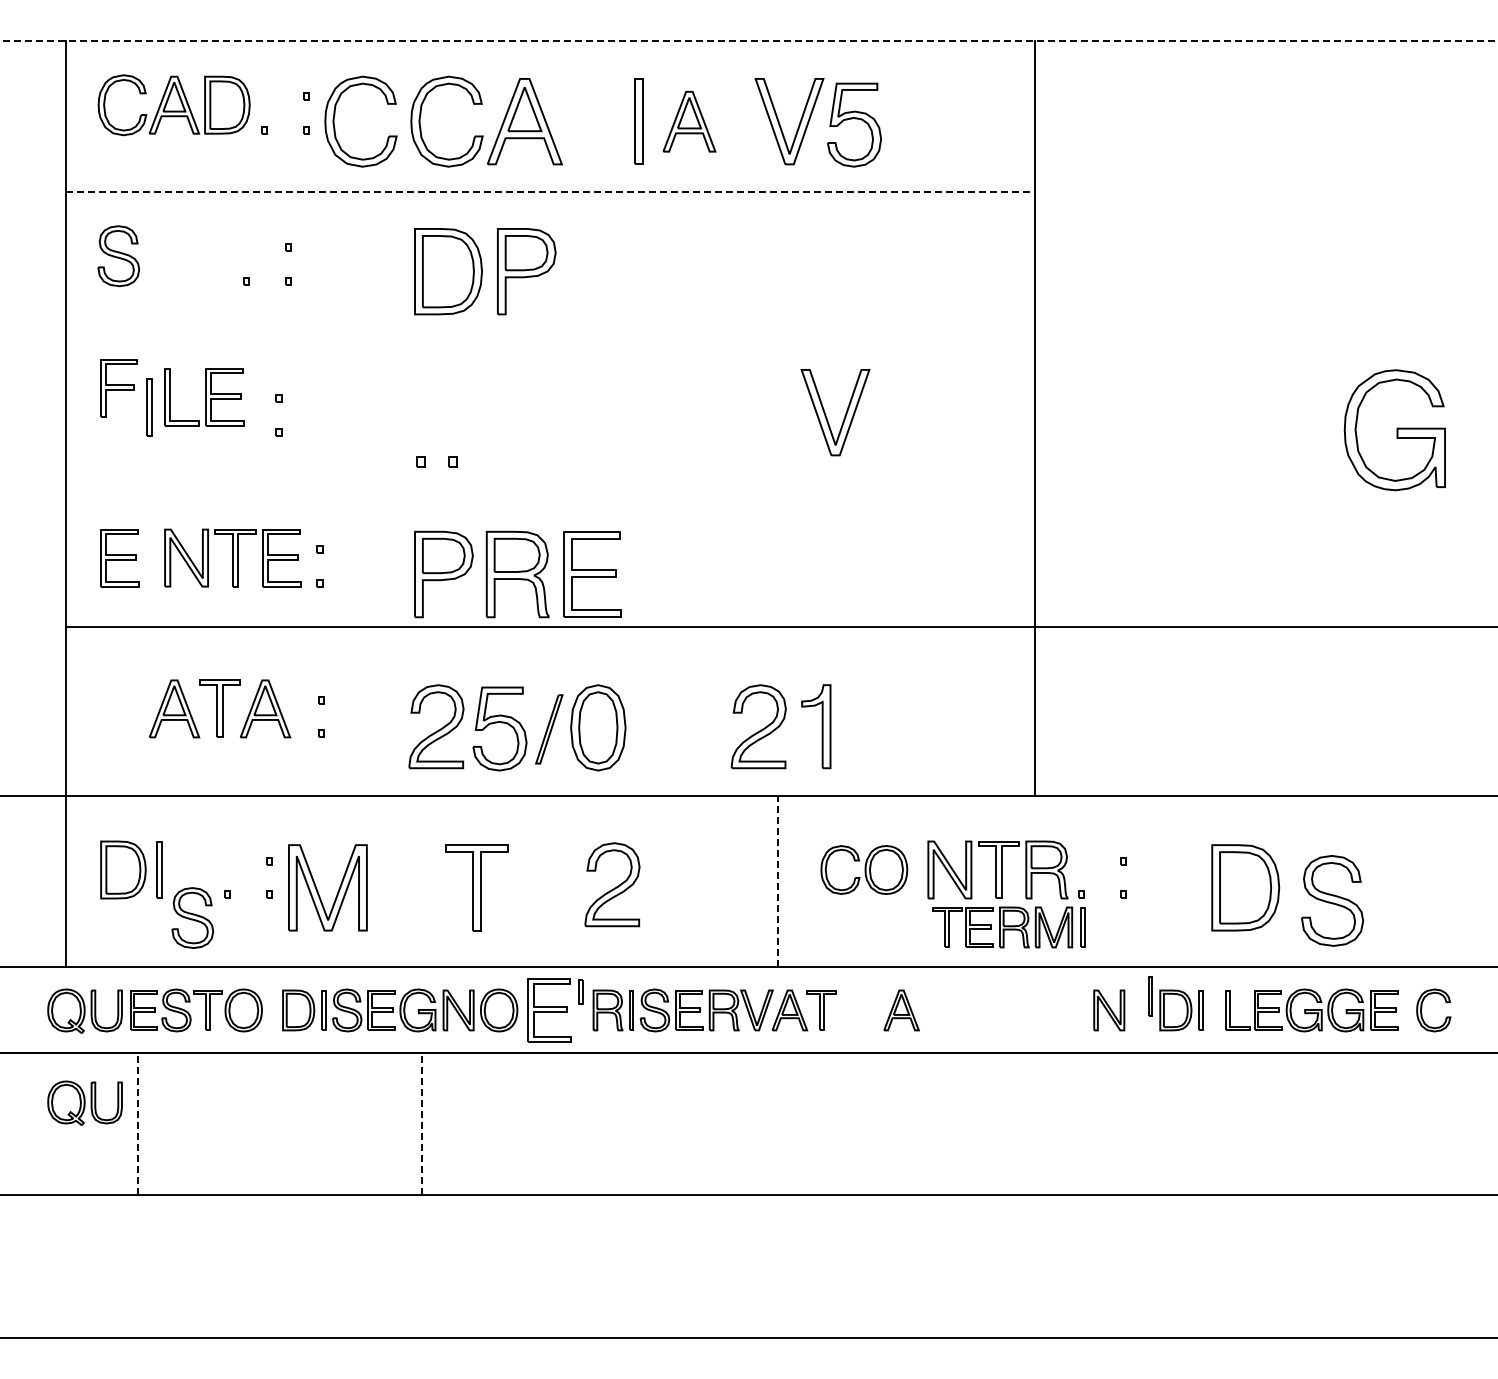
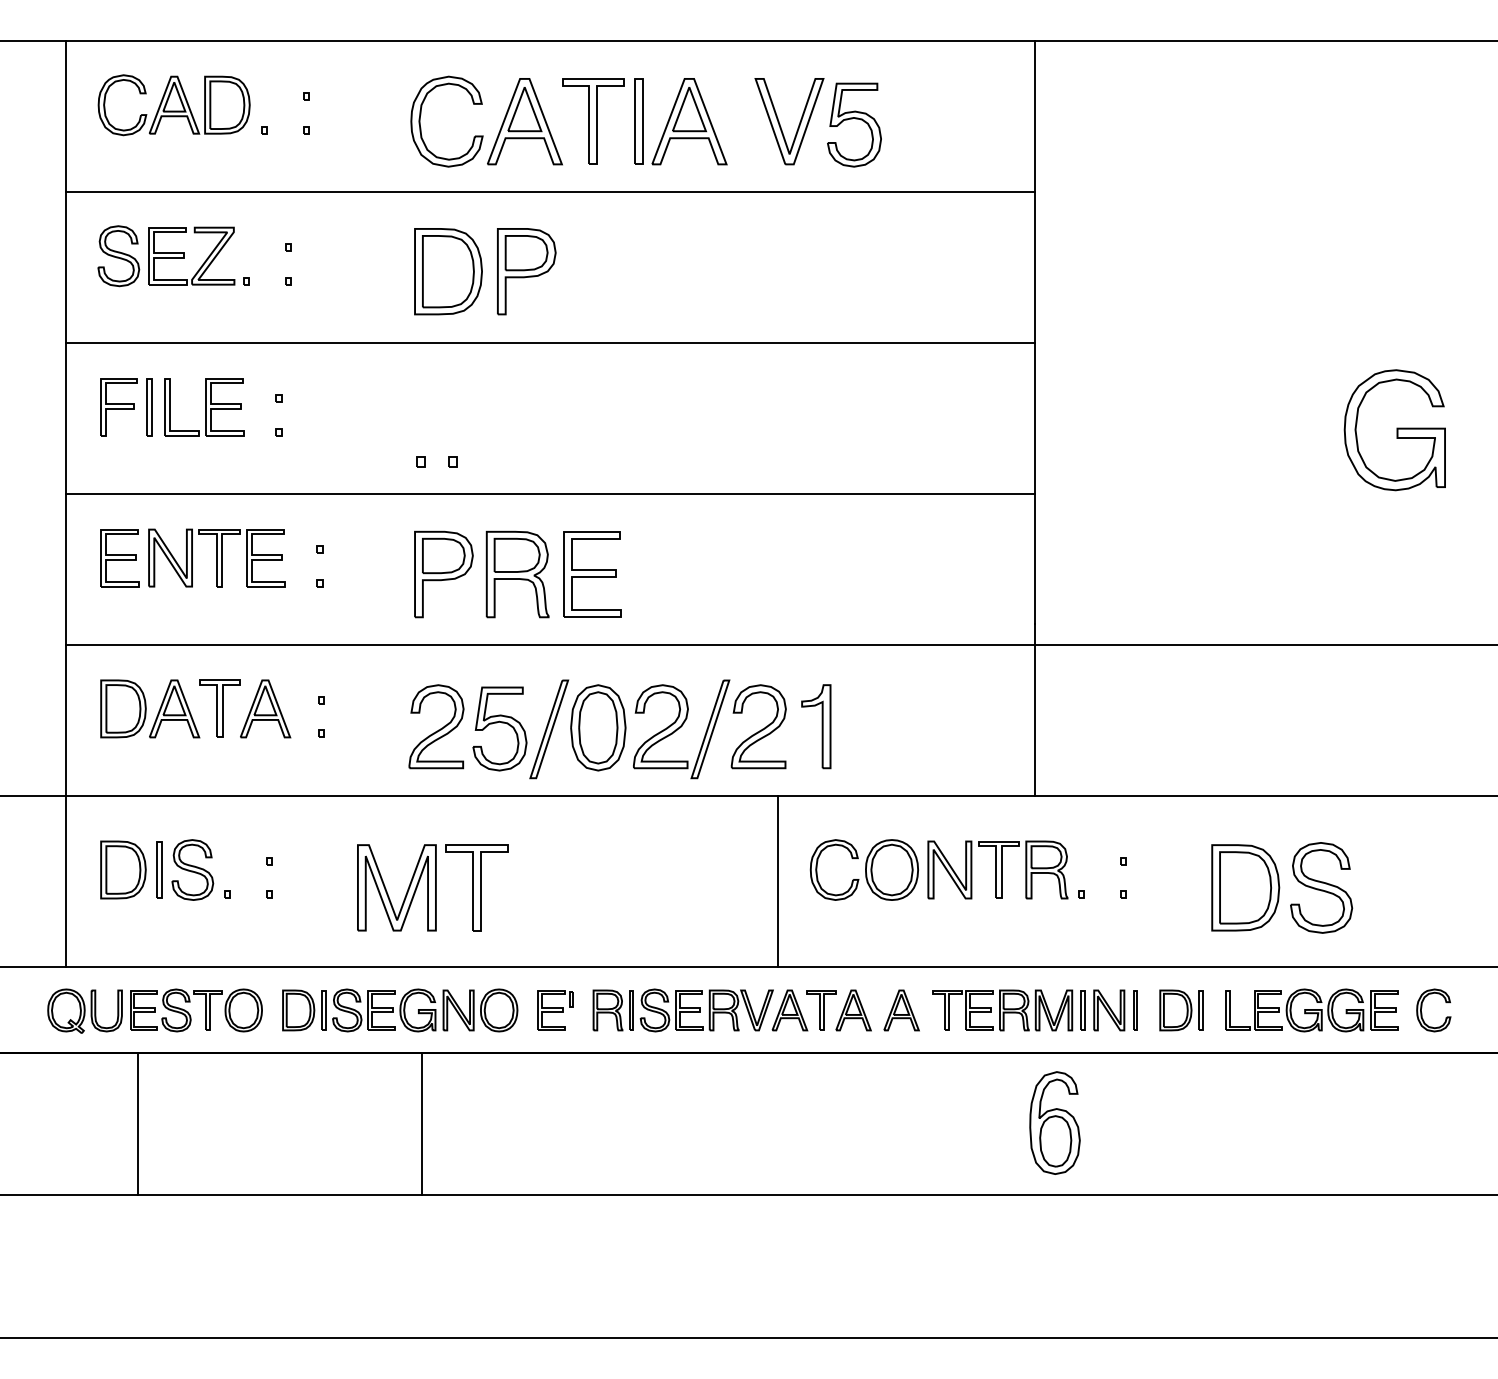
line: dashed -> solid (749, 41)
part: present -> none (335, 115)
part: none -> present (593, 121)
part size: 55x62 px -> 77x88 px (689, 121)
line: dashed -> solid (551, 192)
part: none -> present (184, 255)
line: none -> present (550, 343)
part position: (118, 388) -> (118, 407) (118, 407)
part position: (204, 397) -> (204, 407) (204, 407)
part: present -> none (827, 417)
line: none -> present (550, 494)
part position: (232, 557) -> (216, 557) (216, 557)
line position: (780, 627) -> (780, 645) (780, 645)
part: none -> present (123, 708)
part size: 29x71 px -> 41x101 px (549, 729)
part: none -> present (681, 729)
part size: 89x50 px -> 110x62 px (863, 869)
line: dashed -> solid (778, 881)
part: present -> none (612, 884)
part position: (318, 891) -> (387, 891) (387, 891)
part position: (1332, 900) -> (1321, 887) (1321, 887)
part position: (192, 917) -> (192, 869) (192, 869)
part position: (1008, 927) -> (1008, 1010) (1008, 1010)
line position: (1149, 996) -> (1134, 1010) (1134, 1010)
part size: 57x65 px -> 37x41 px (555, 1010)
part: none -> present (853, 1010)
part: present -> none (84, 1102)
part: none -> present (1054, 1122)
line: dashed -> solid (137, 1123)
line: dashed -> solid (422, 1123)
